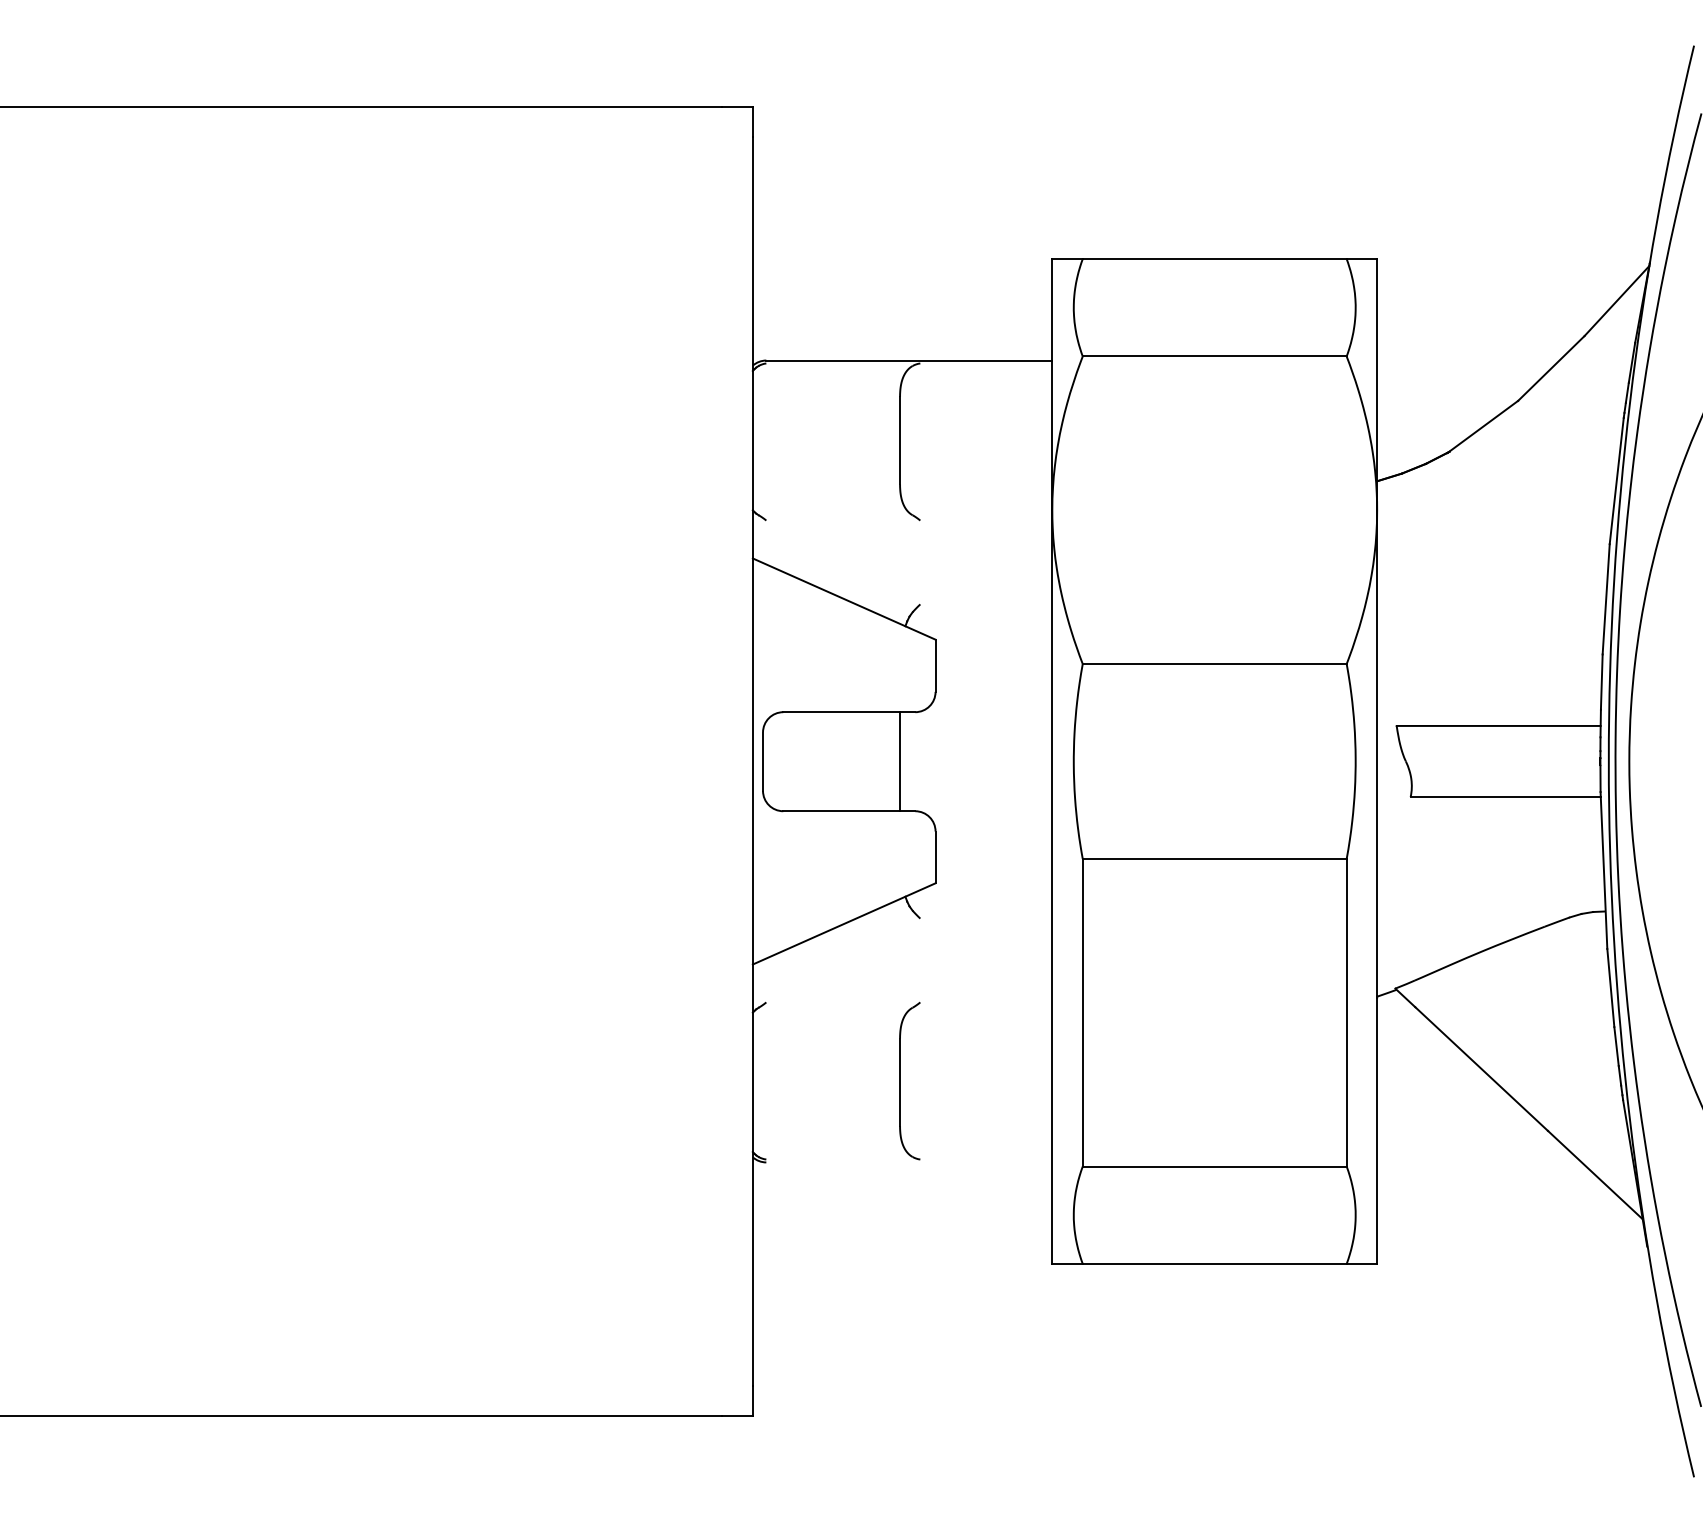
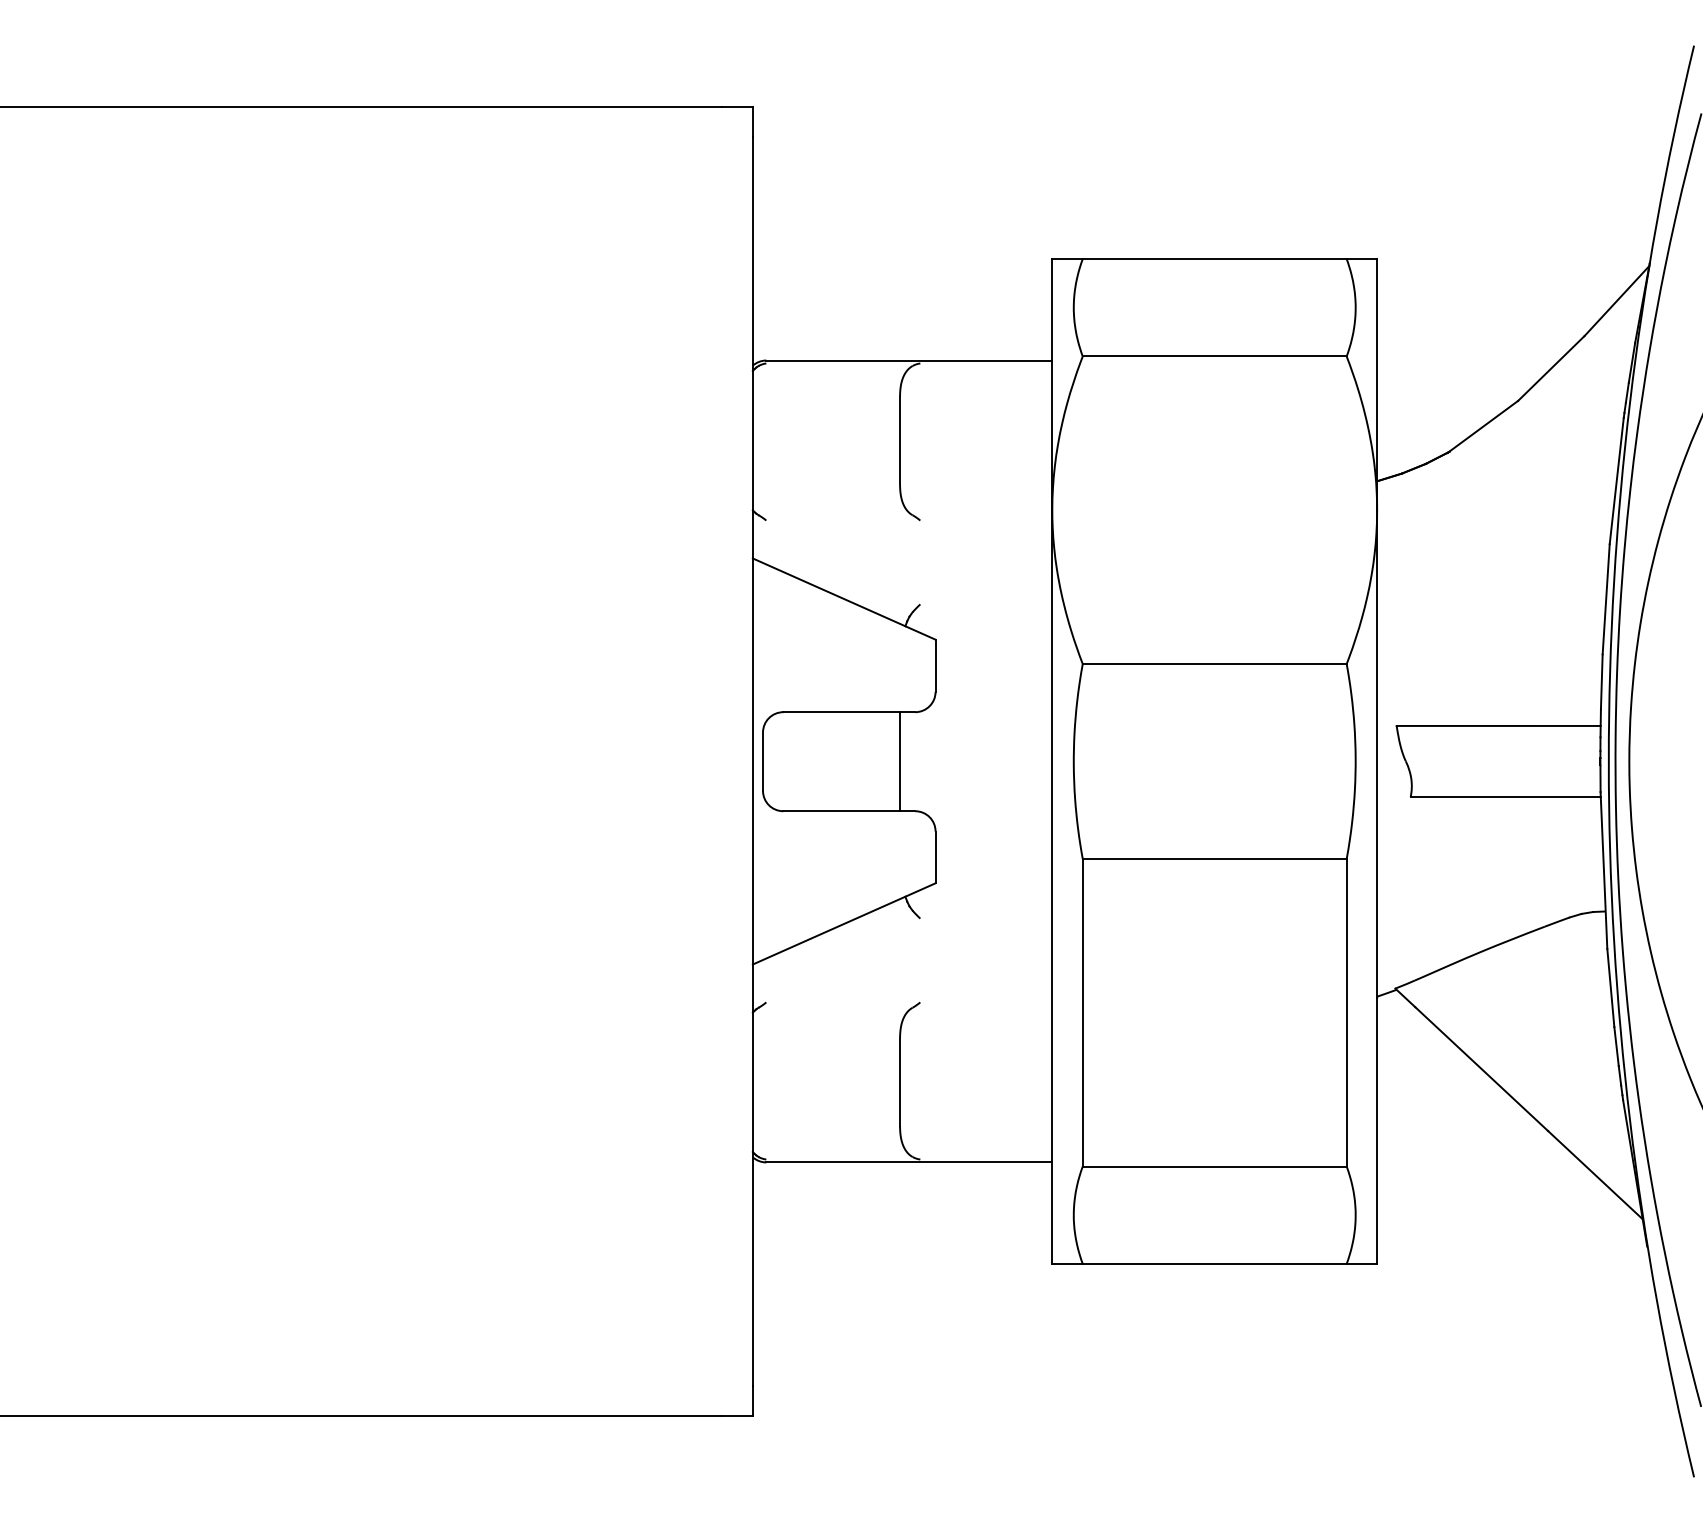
line: none -> present (909, 1162)
